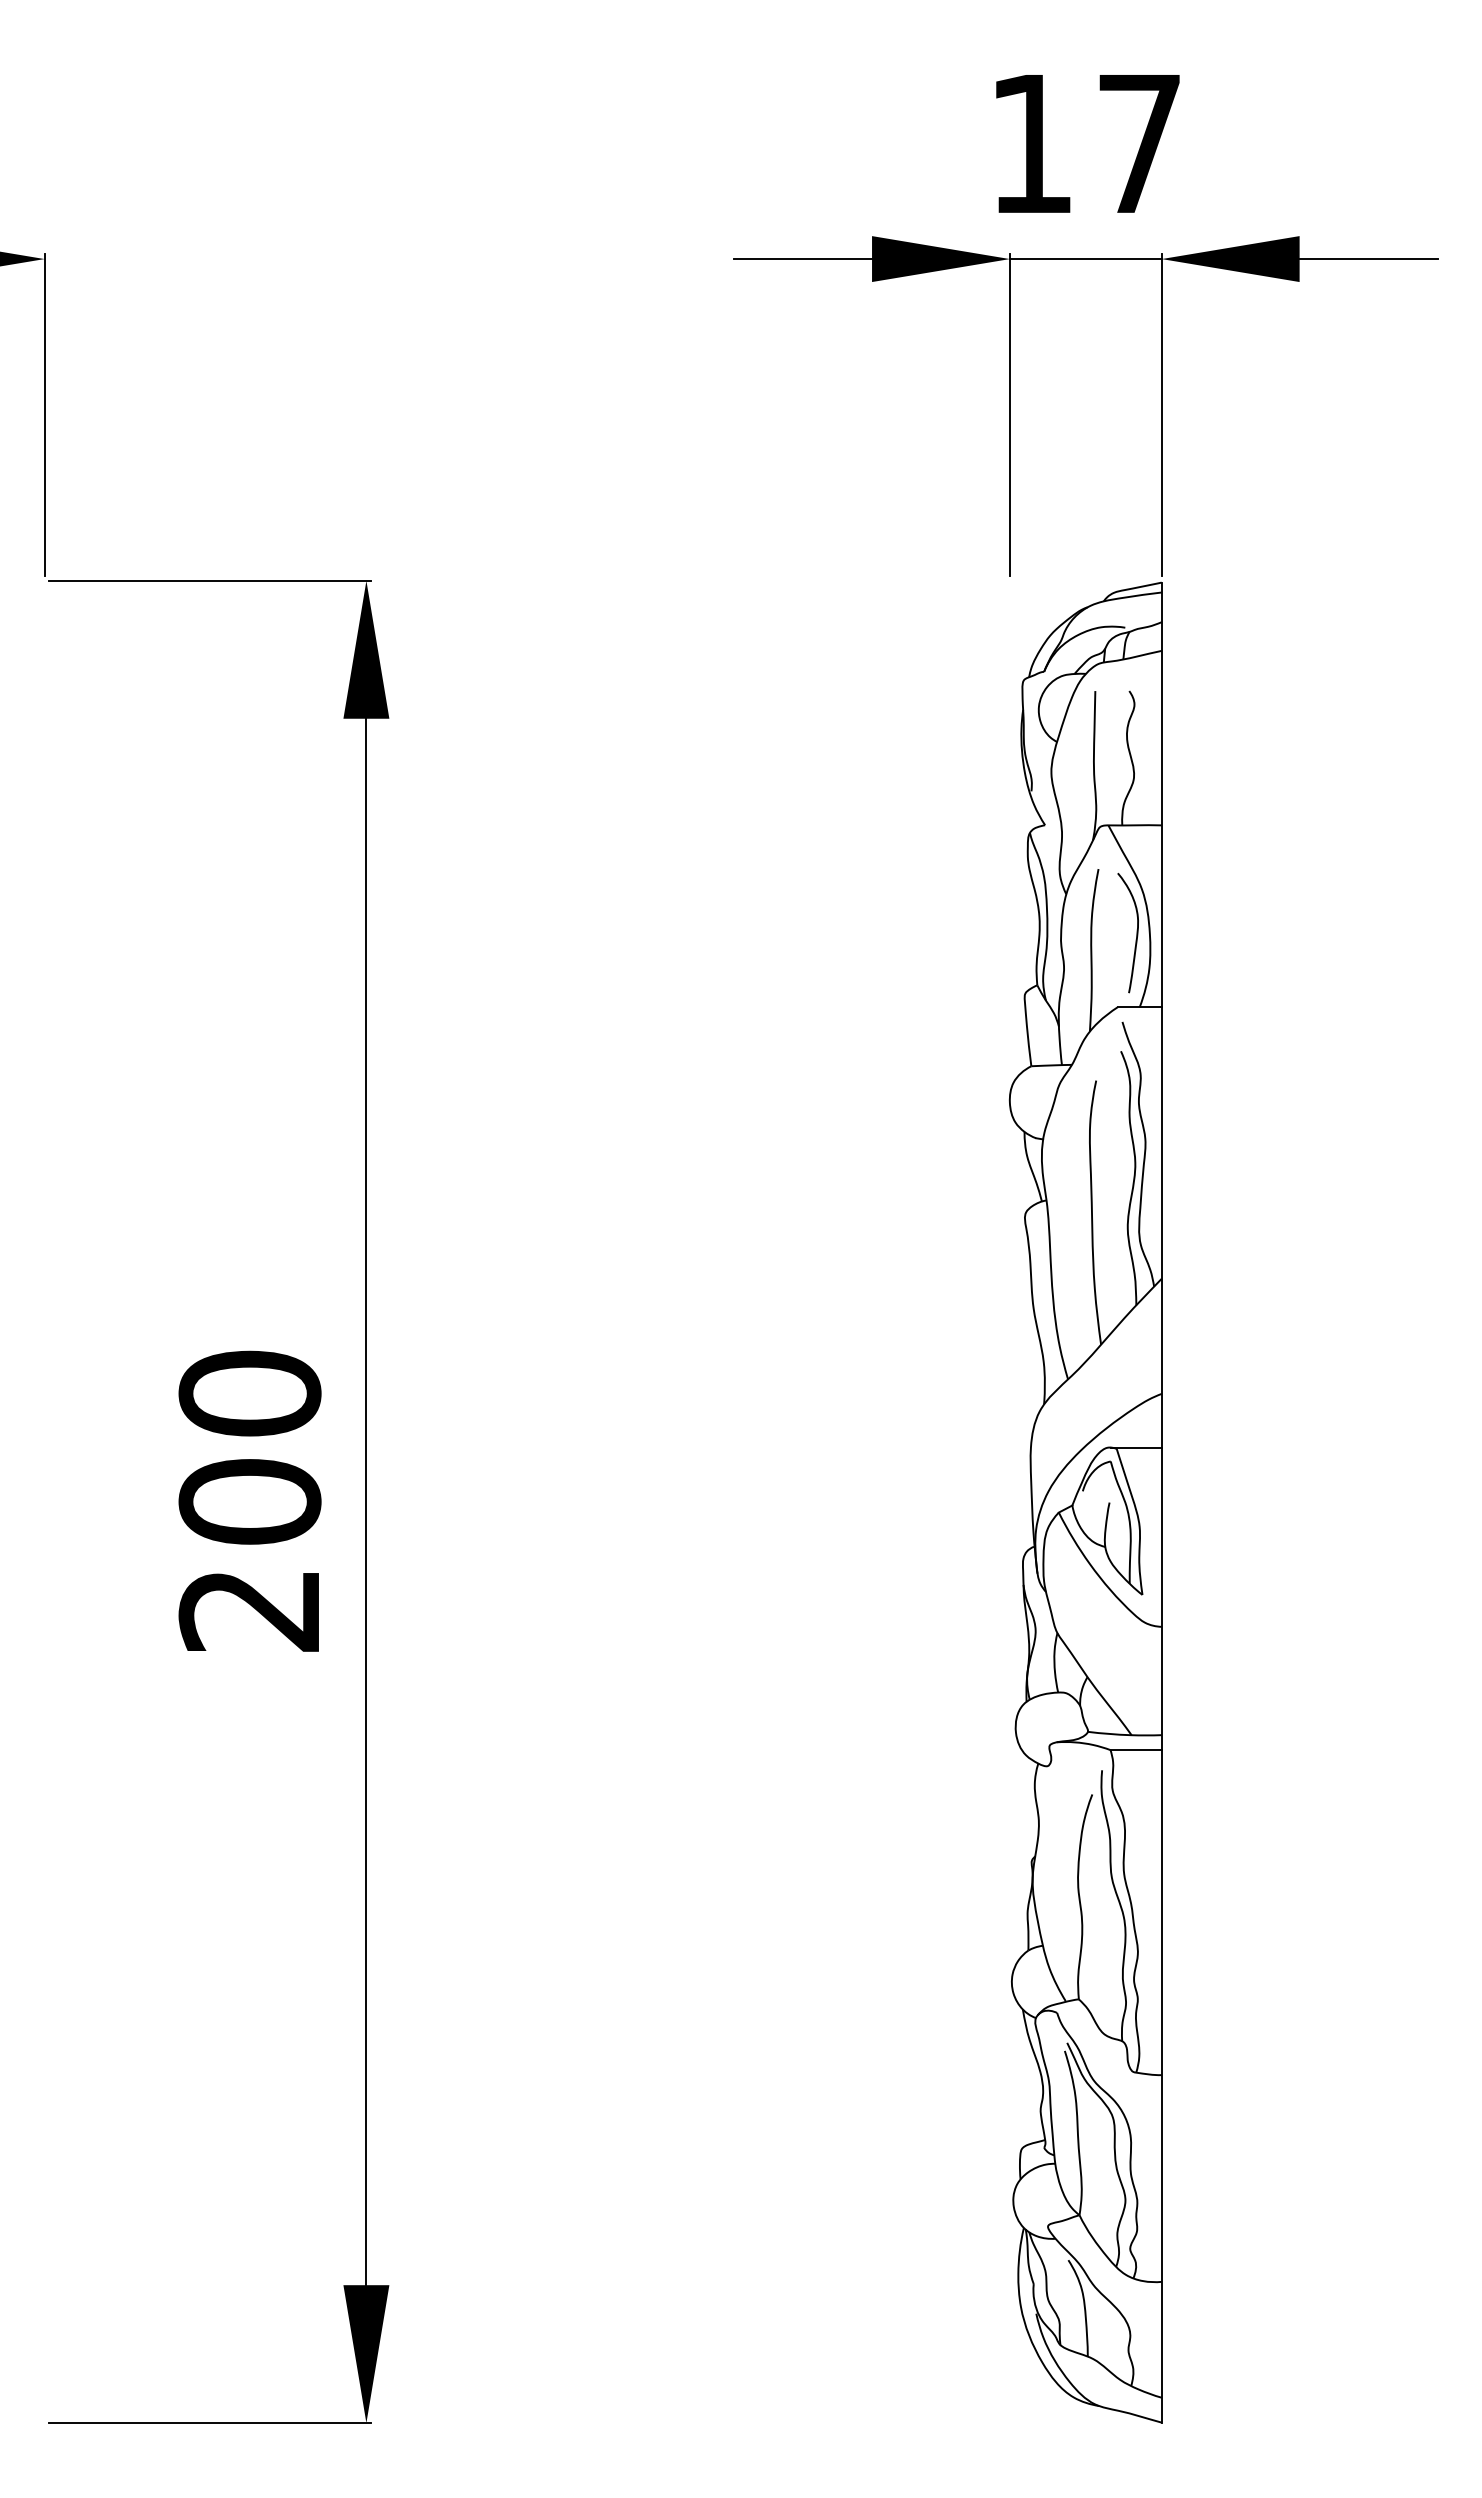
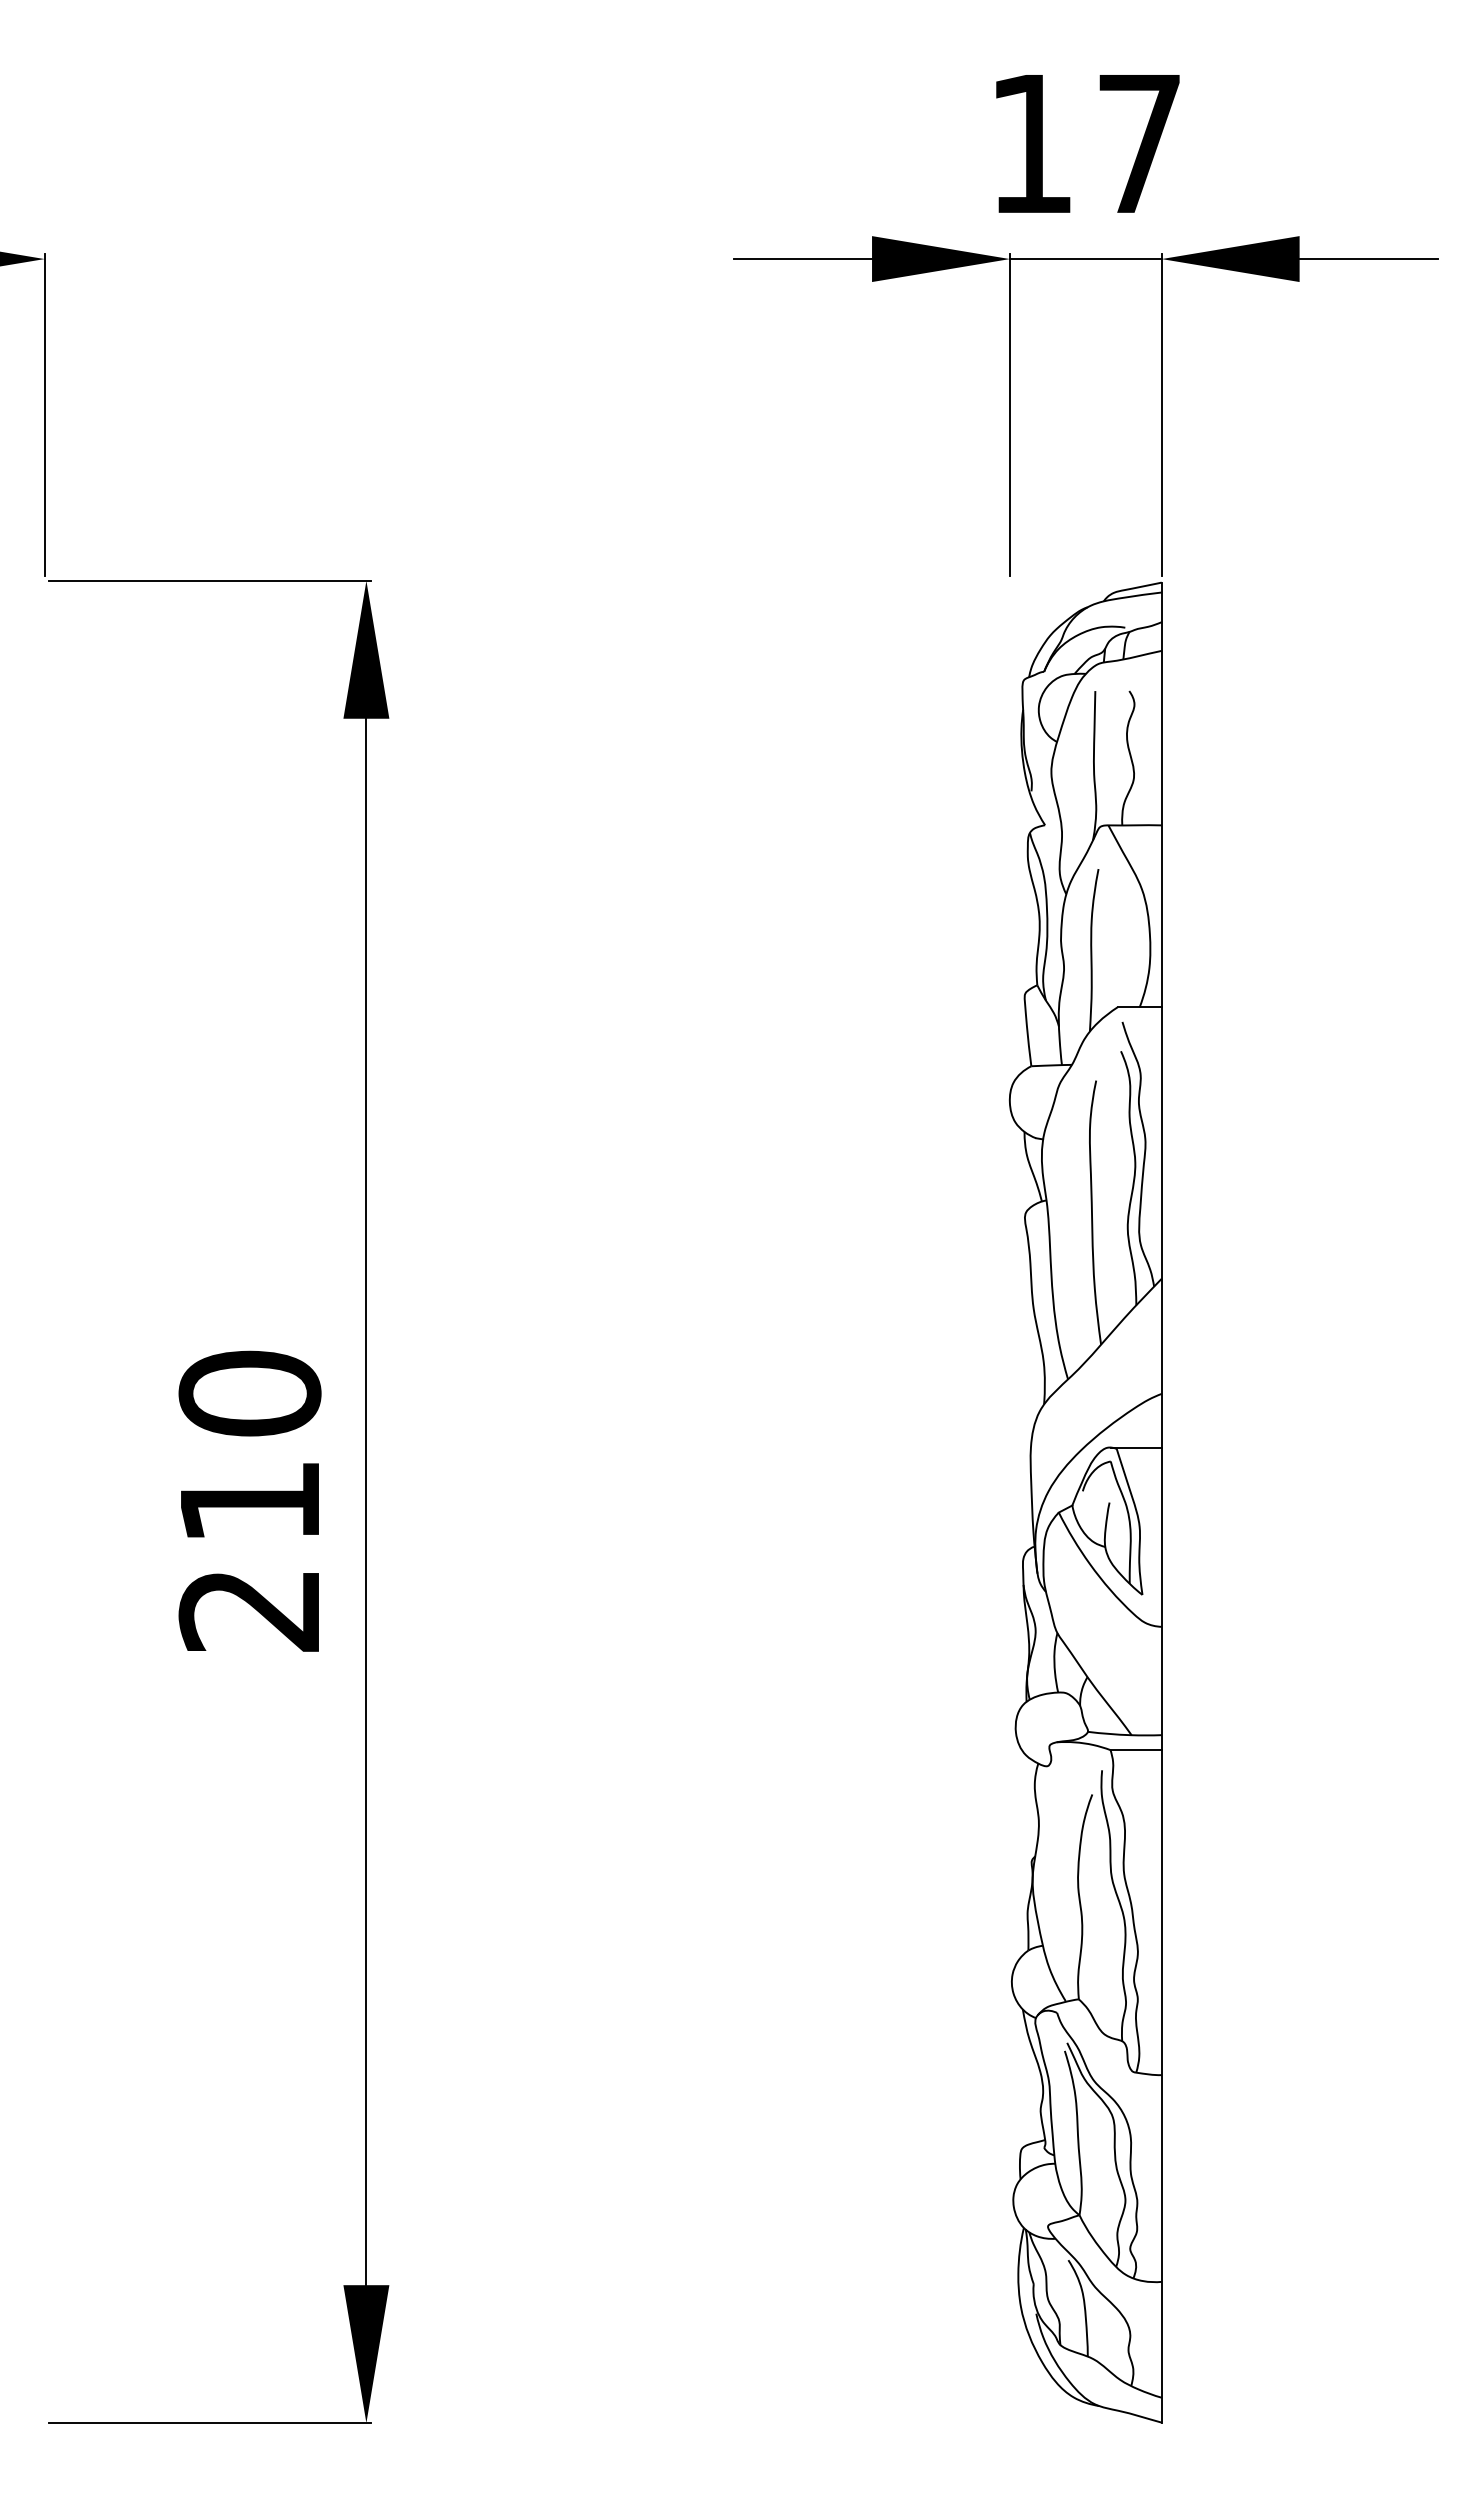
curve: present -> none (1136, 933)
text: 200 -> 210 (249, 1501)
